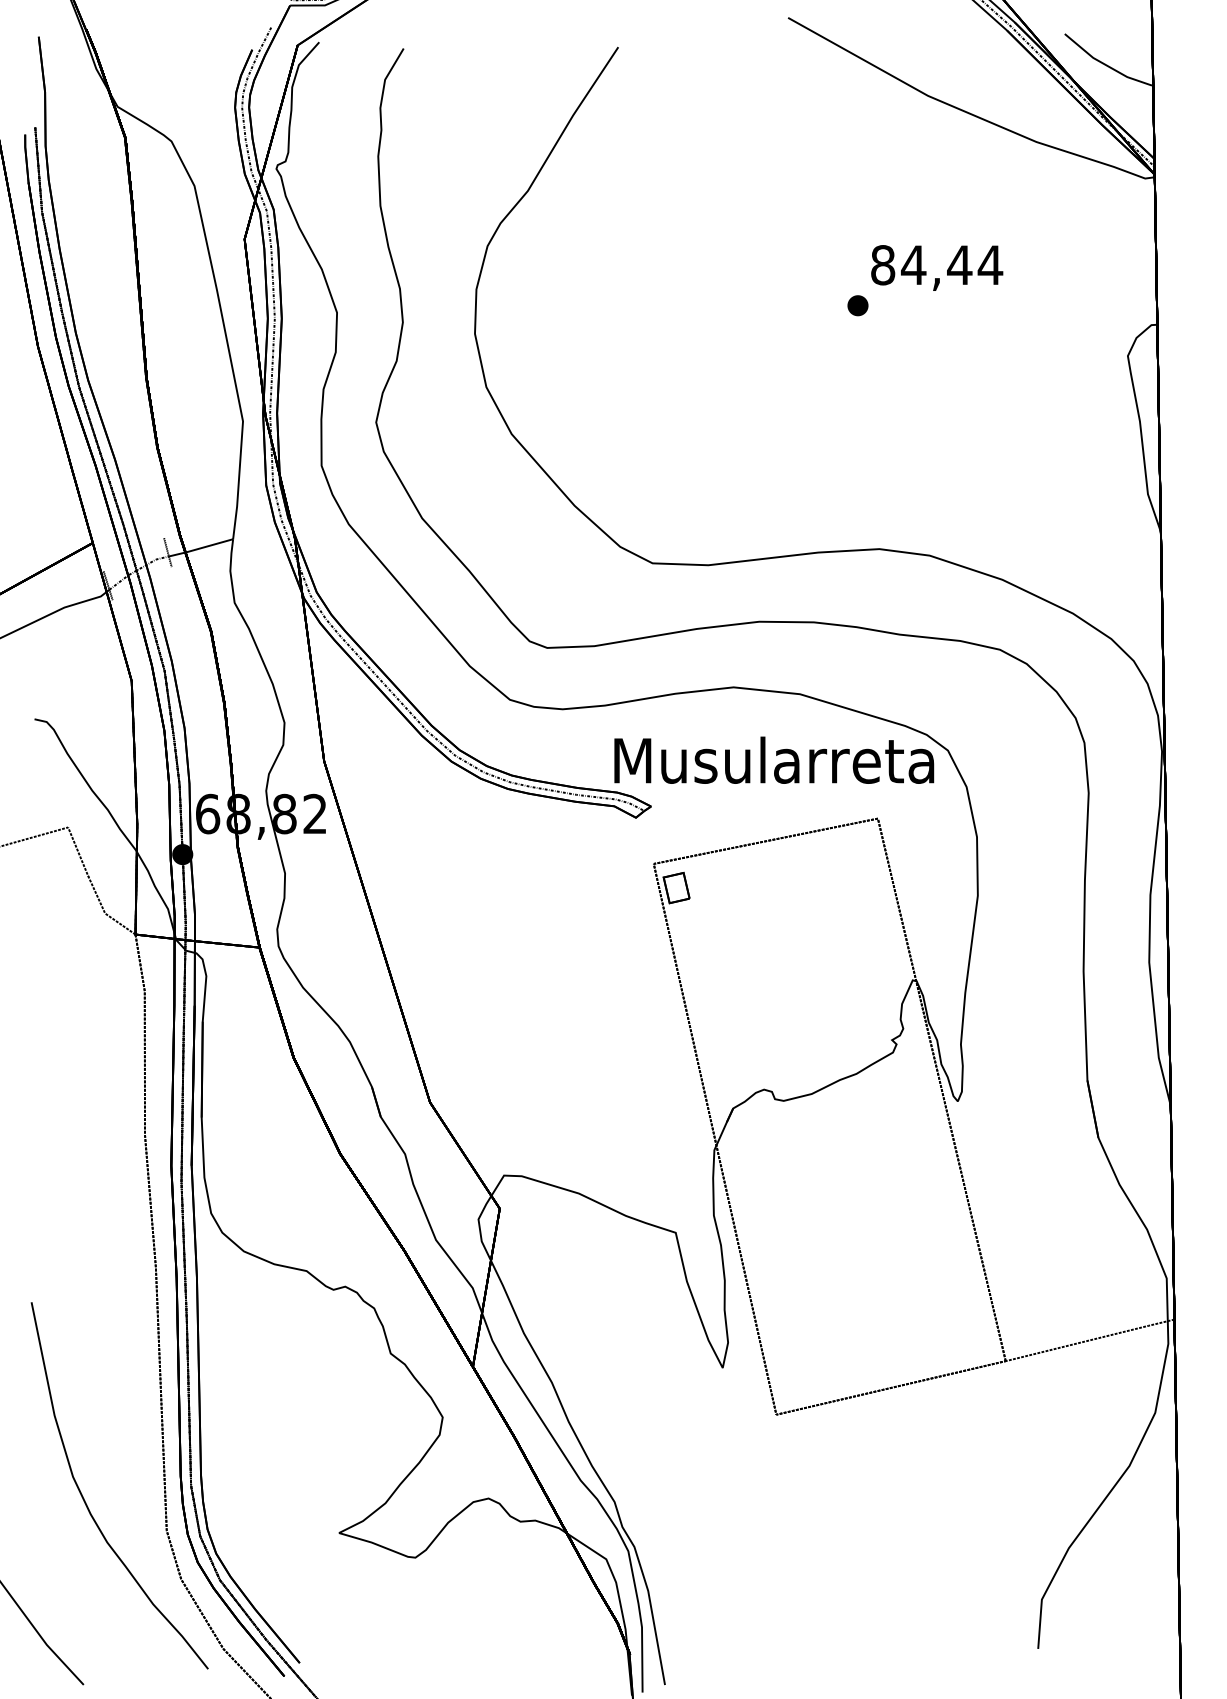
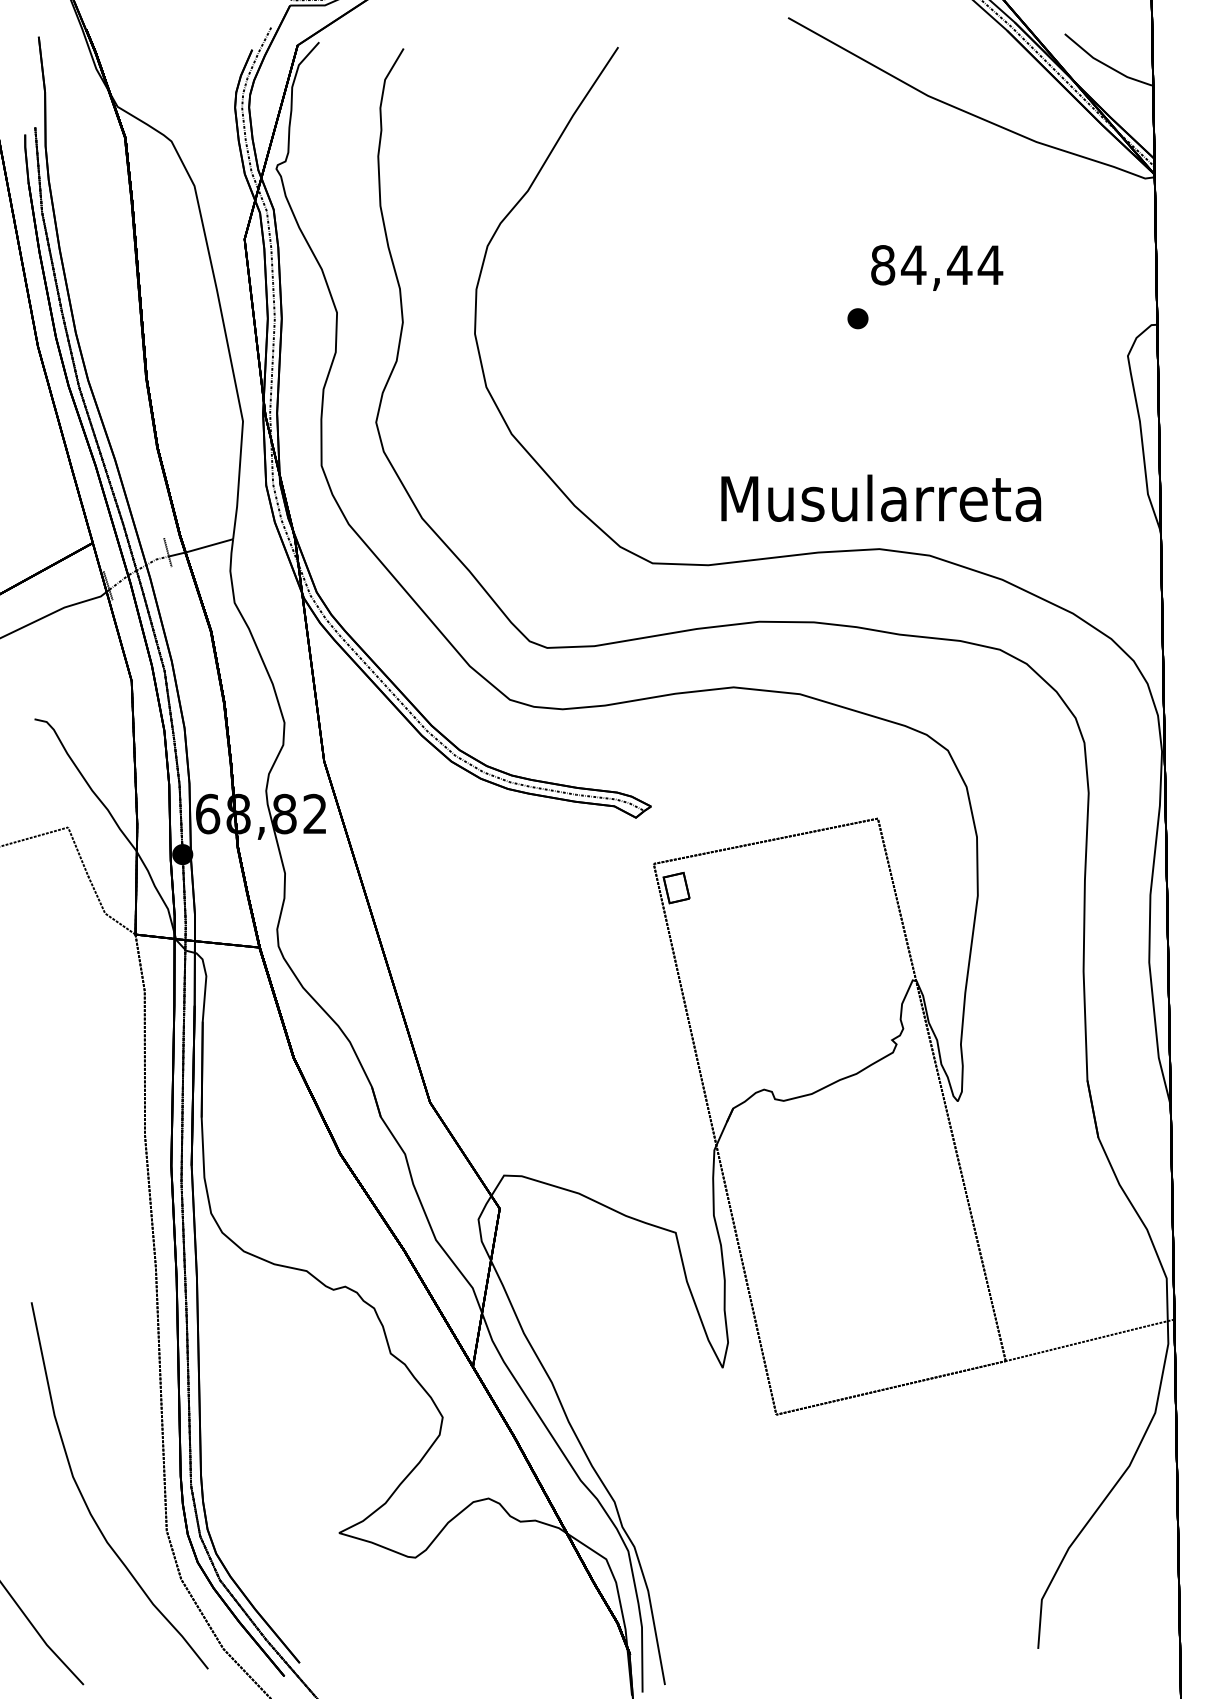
part position: (857, 305) -> (857, 318) (857, 318)
text position: (774, 759) -> (881, 497) (881, 497)
